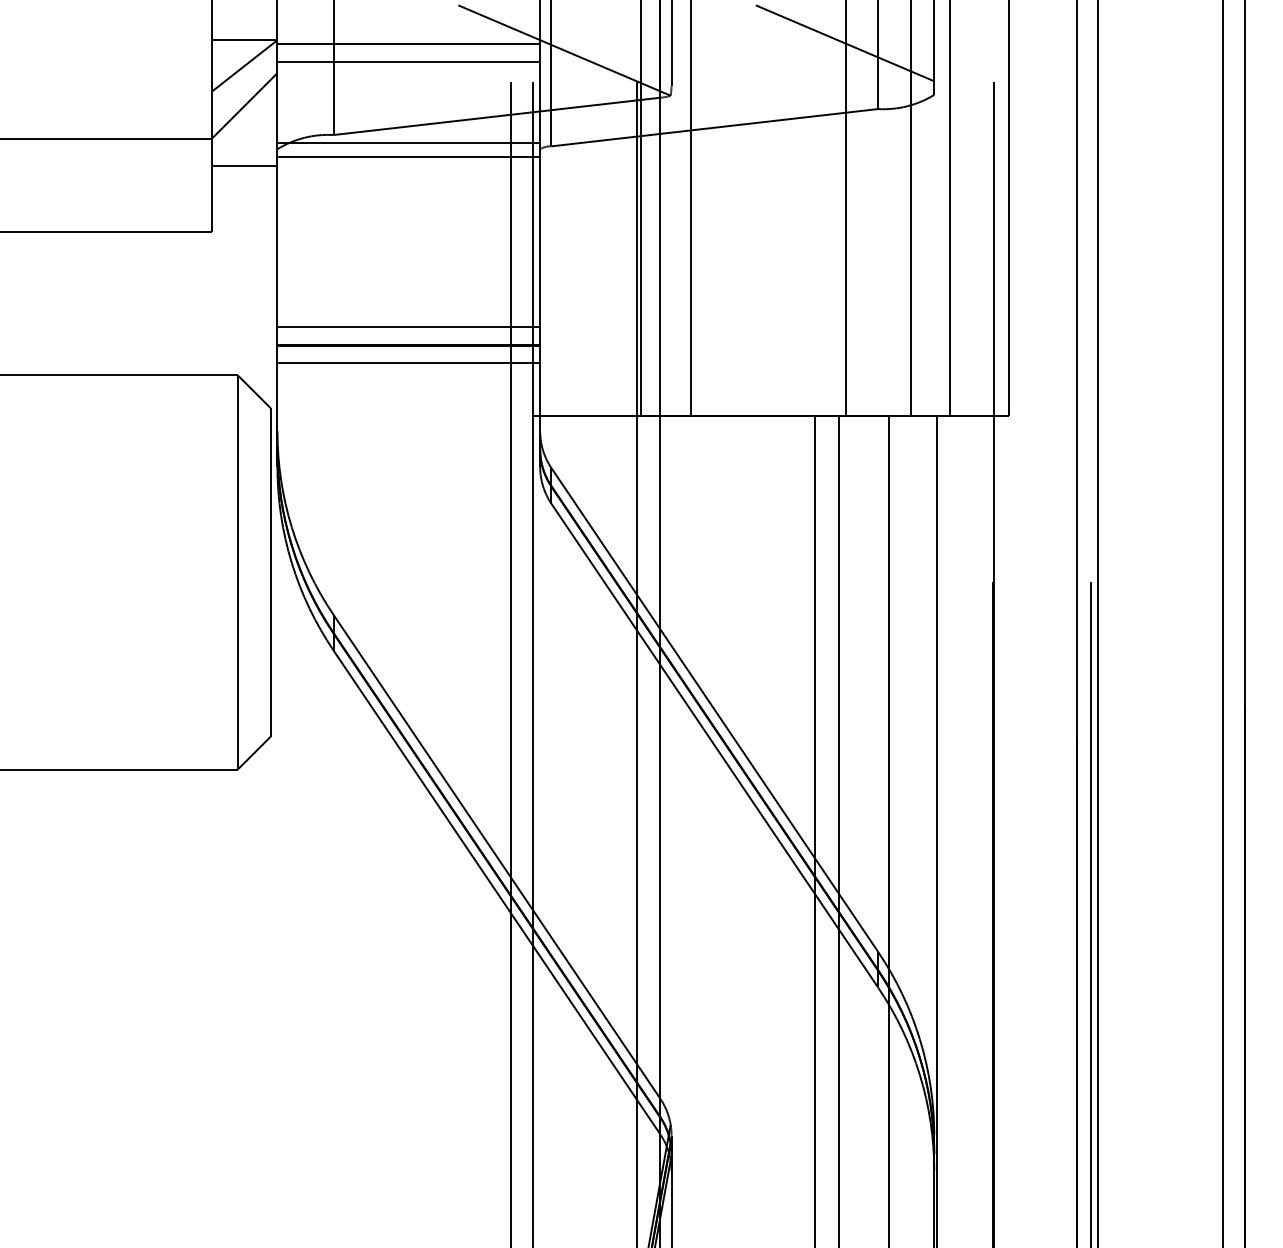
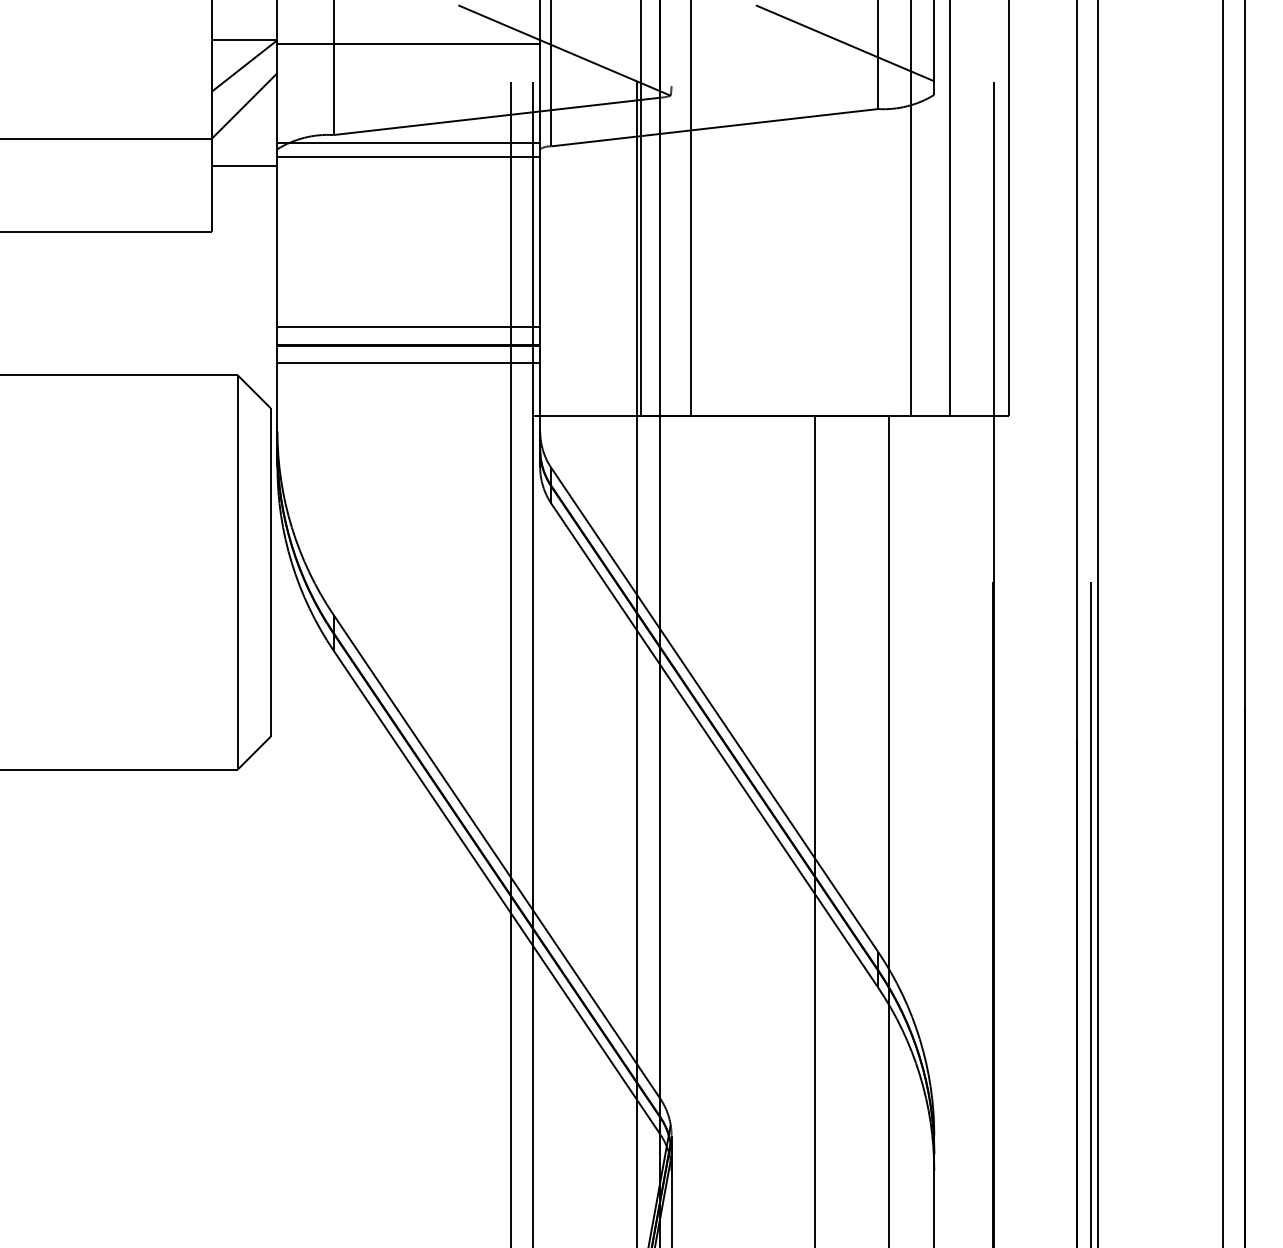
line: present -> none (671, 44)
line: present -> none (408, 61)
line: present -> none (845, 208)
line: present -> none (839, 829)
line: present -> none (937, 829)
